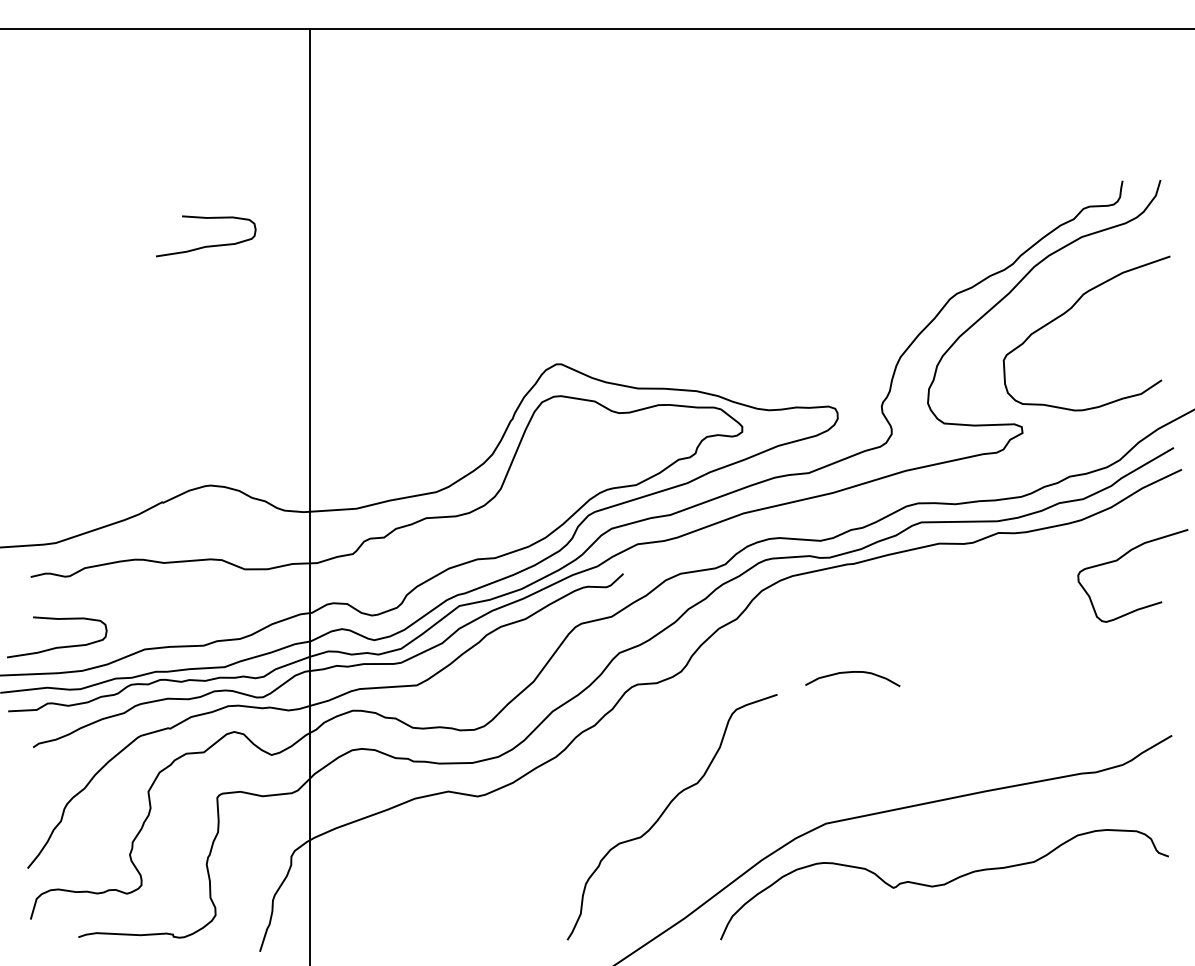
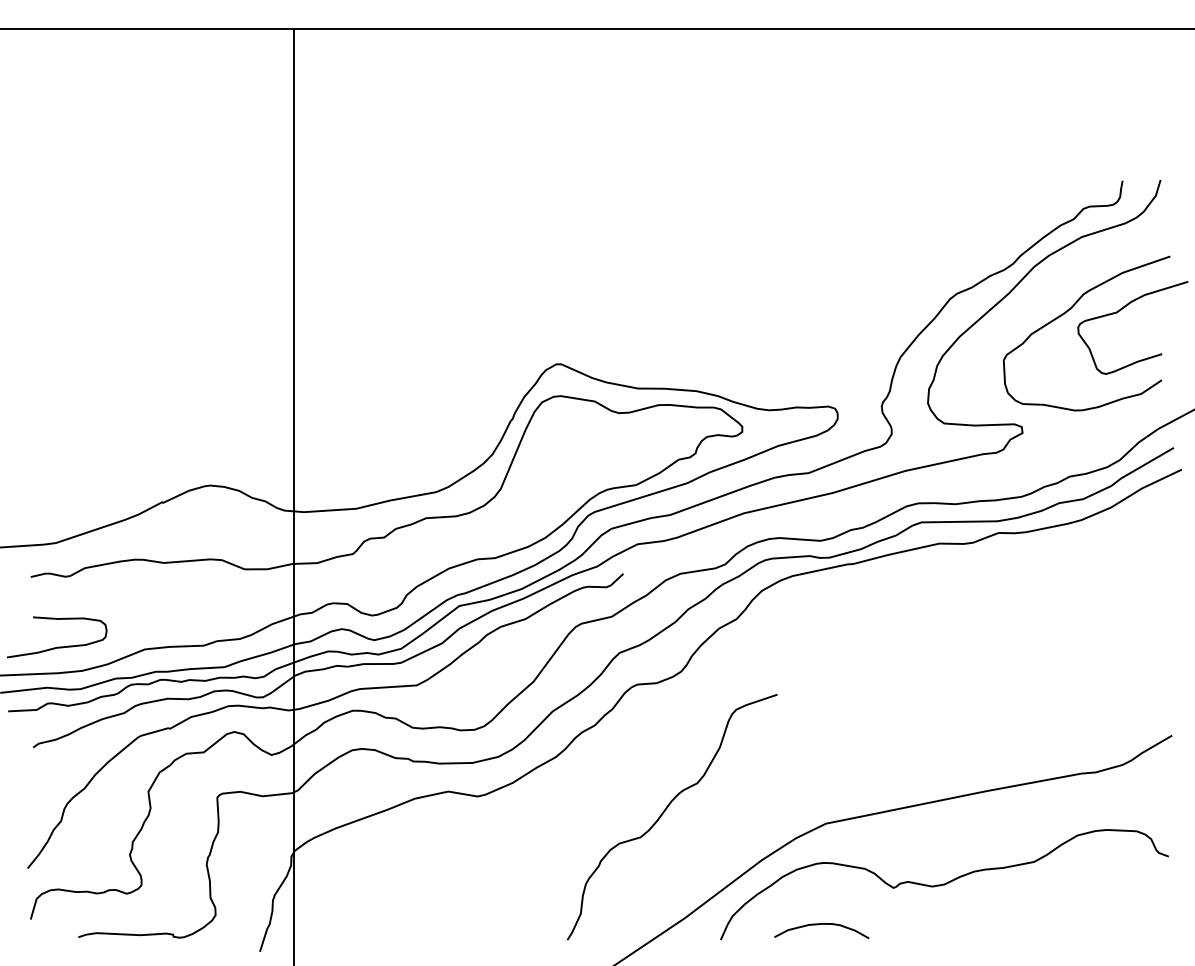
curve: present -> none (206, 245)
line position: (310, 495) -> (294, 495) (294, 495)
curve position: (1121, 558) -> (1121, 310) (1121, 310)
curve position: (849, 673) -> (818, 925) (818, 925)
